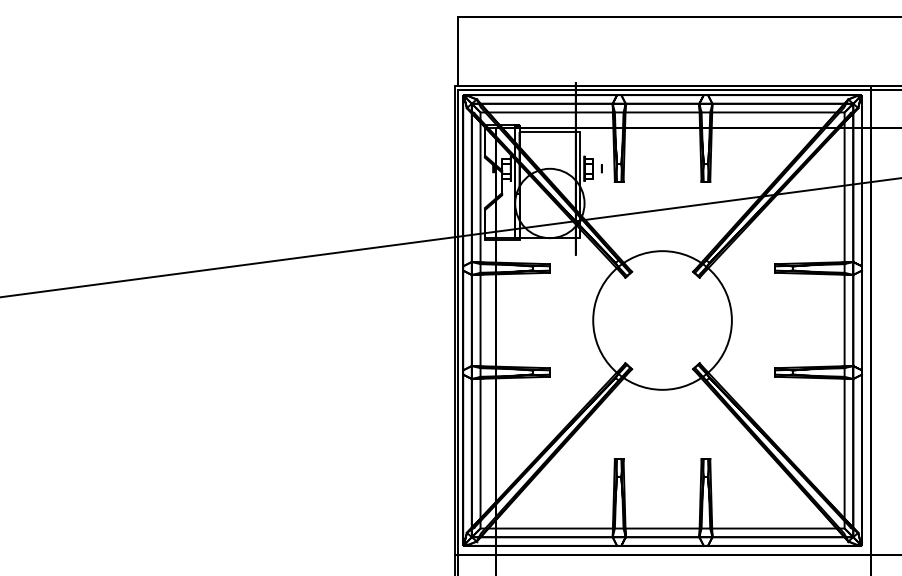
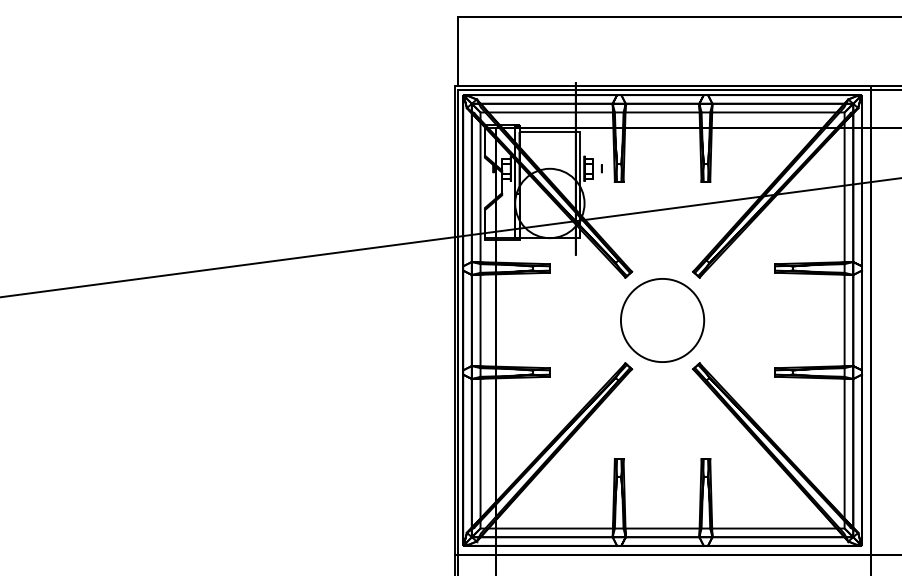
circle diameter: 139 px -> 83 px (662, 320)
